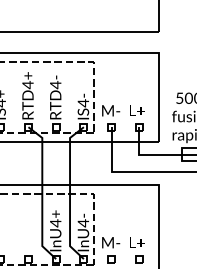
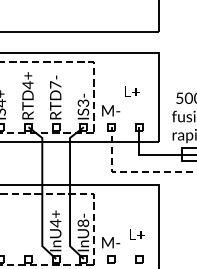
text: RTD4- -> RTD7- (55, 85)
text: IS4- -> IS3- (83, 103)
text position: (137, 110) -> (132, 91) (132, 91)
line: solid -> dashed (130, 172)
text: InU4- -> InU8- (83, 223)
text position: (137, 242) -> (137, 234) (137, 234)
